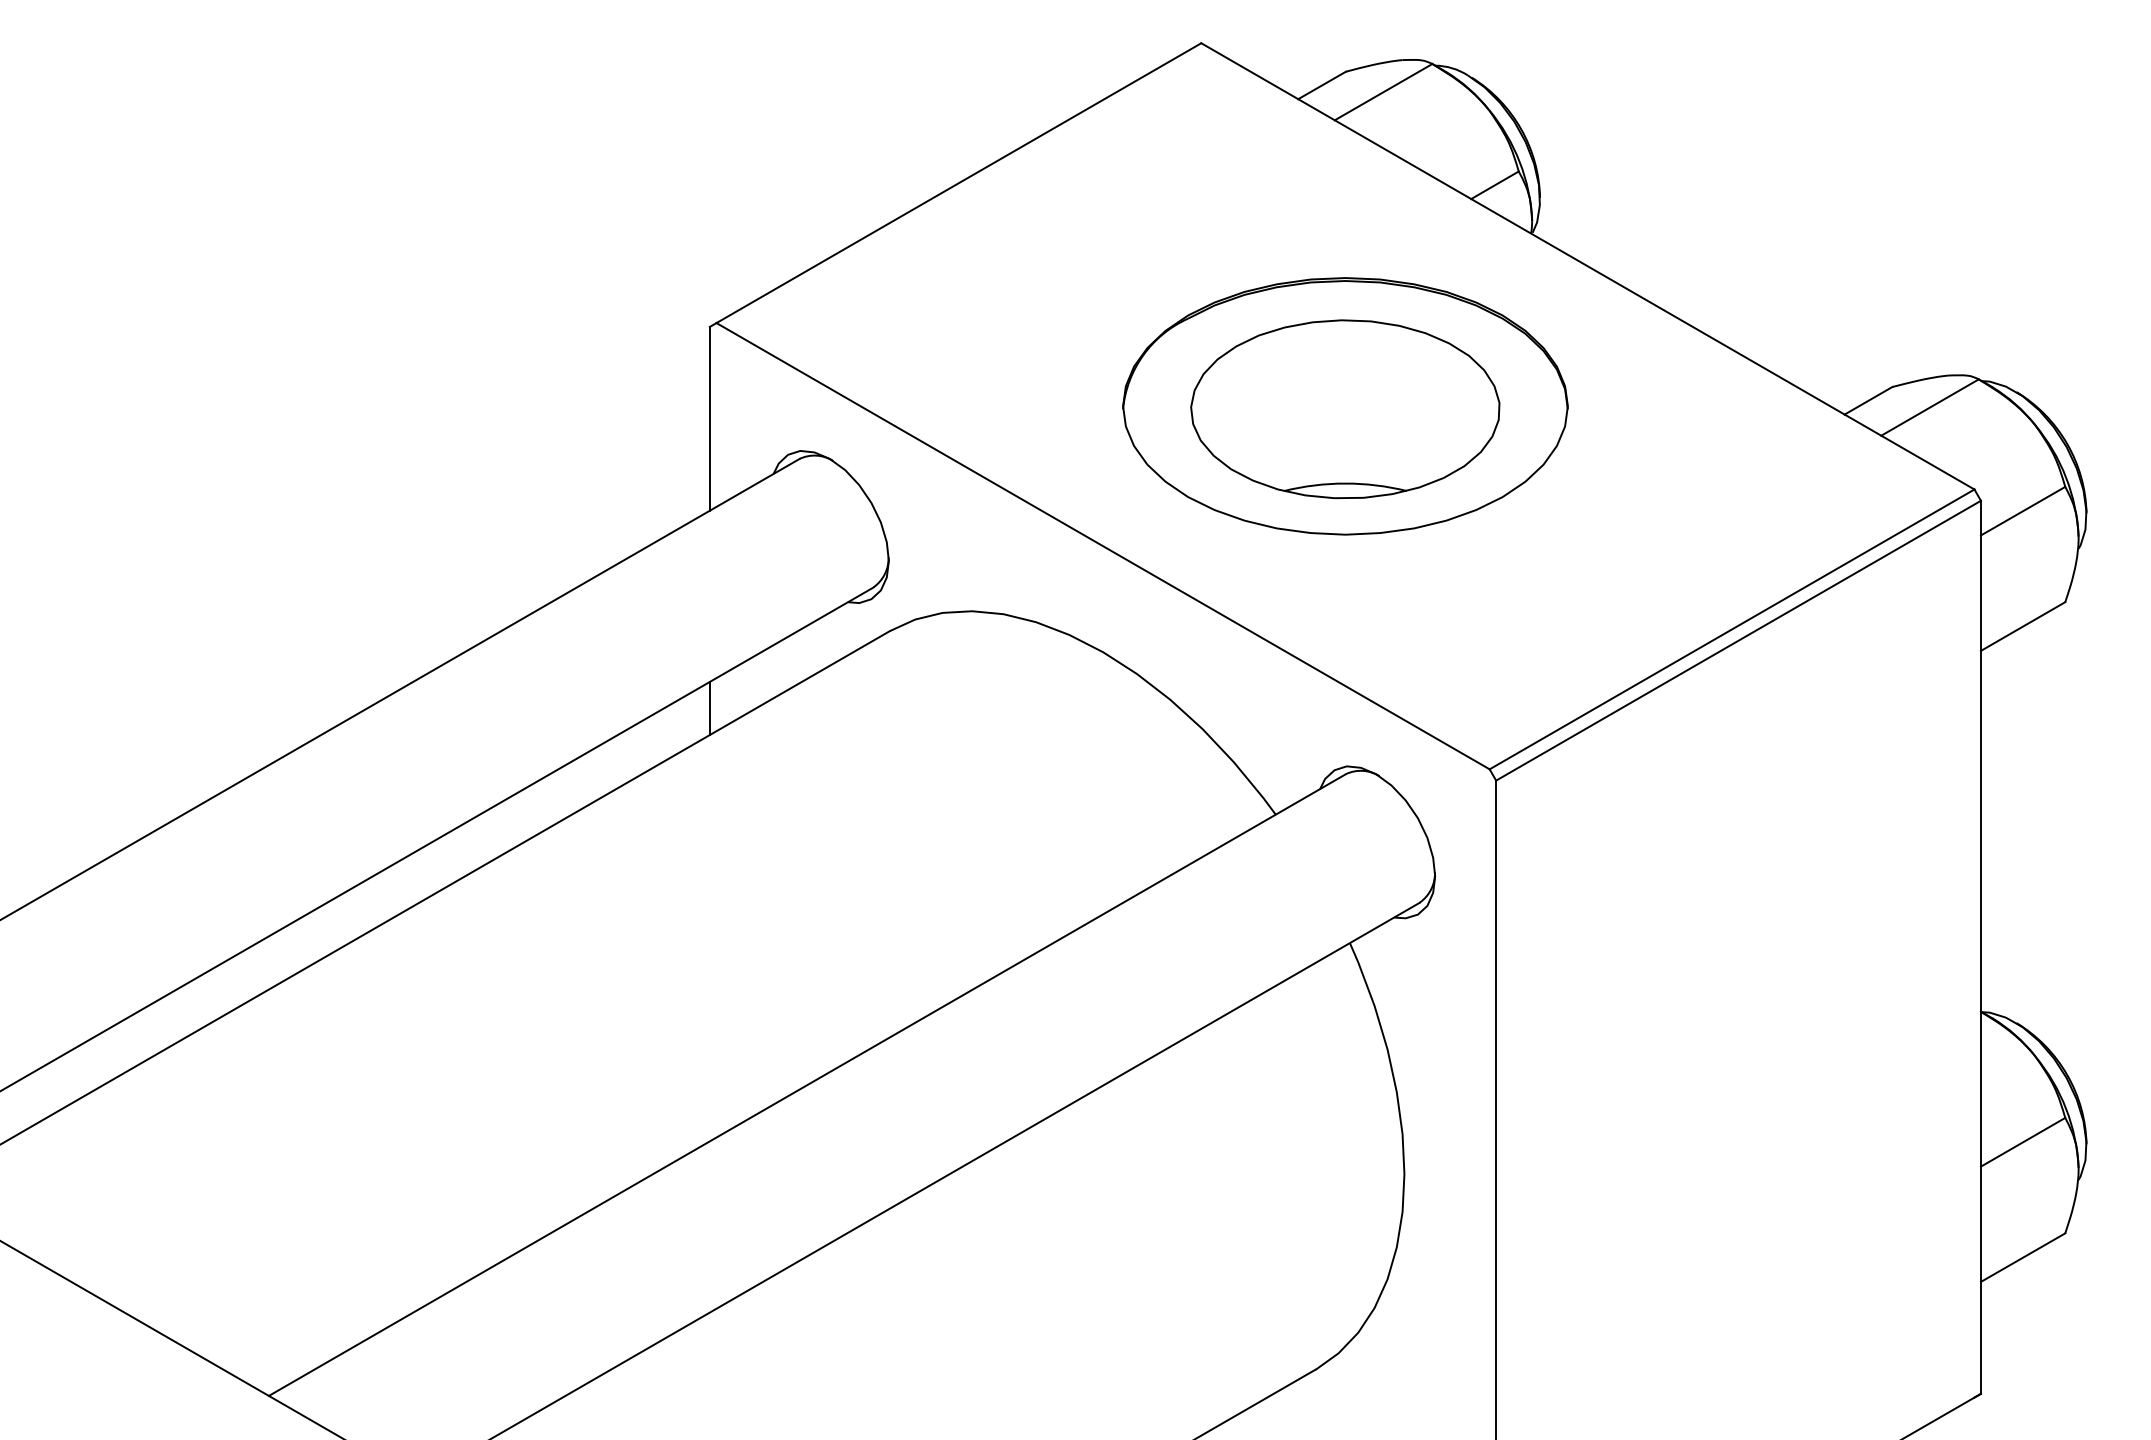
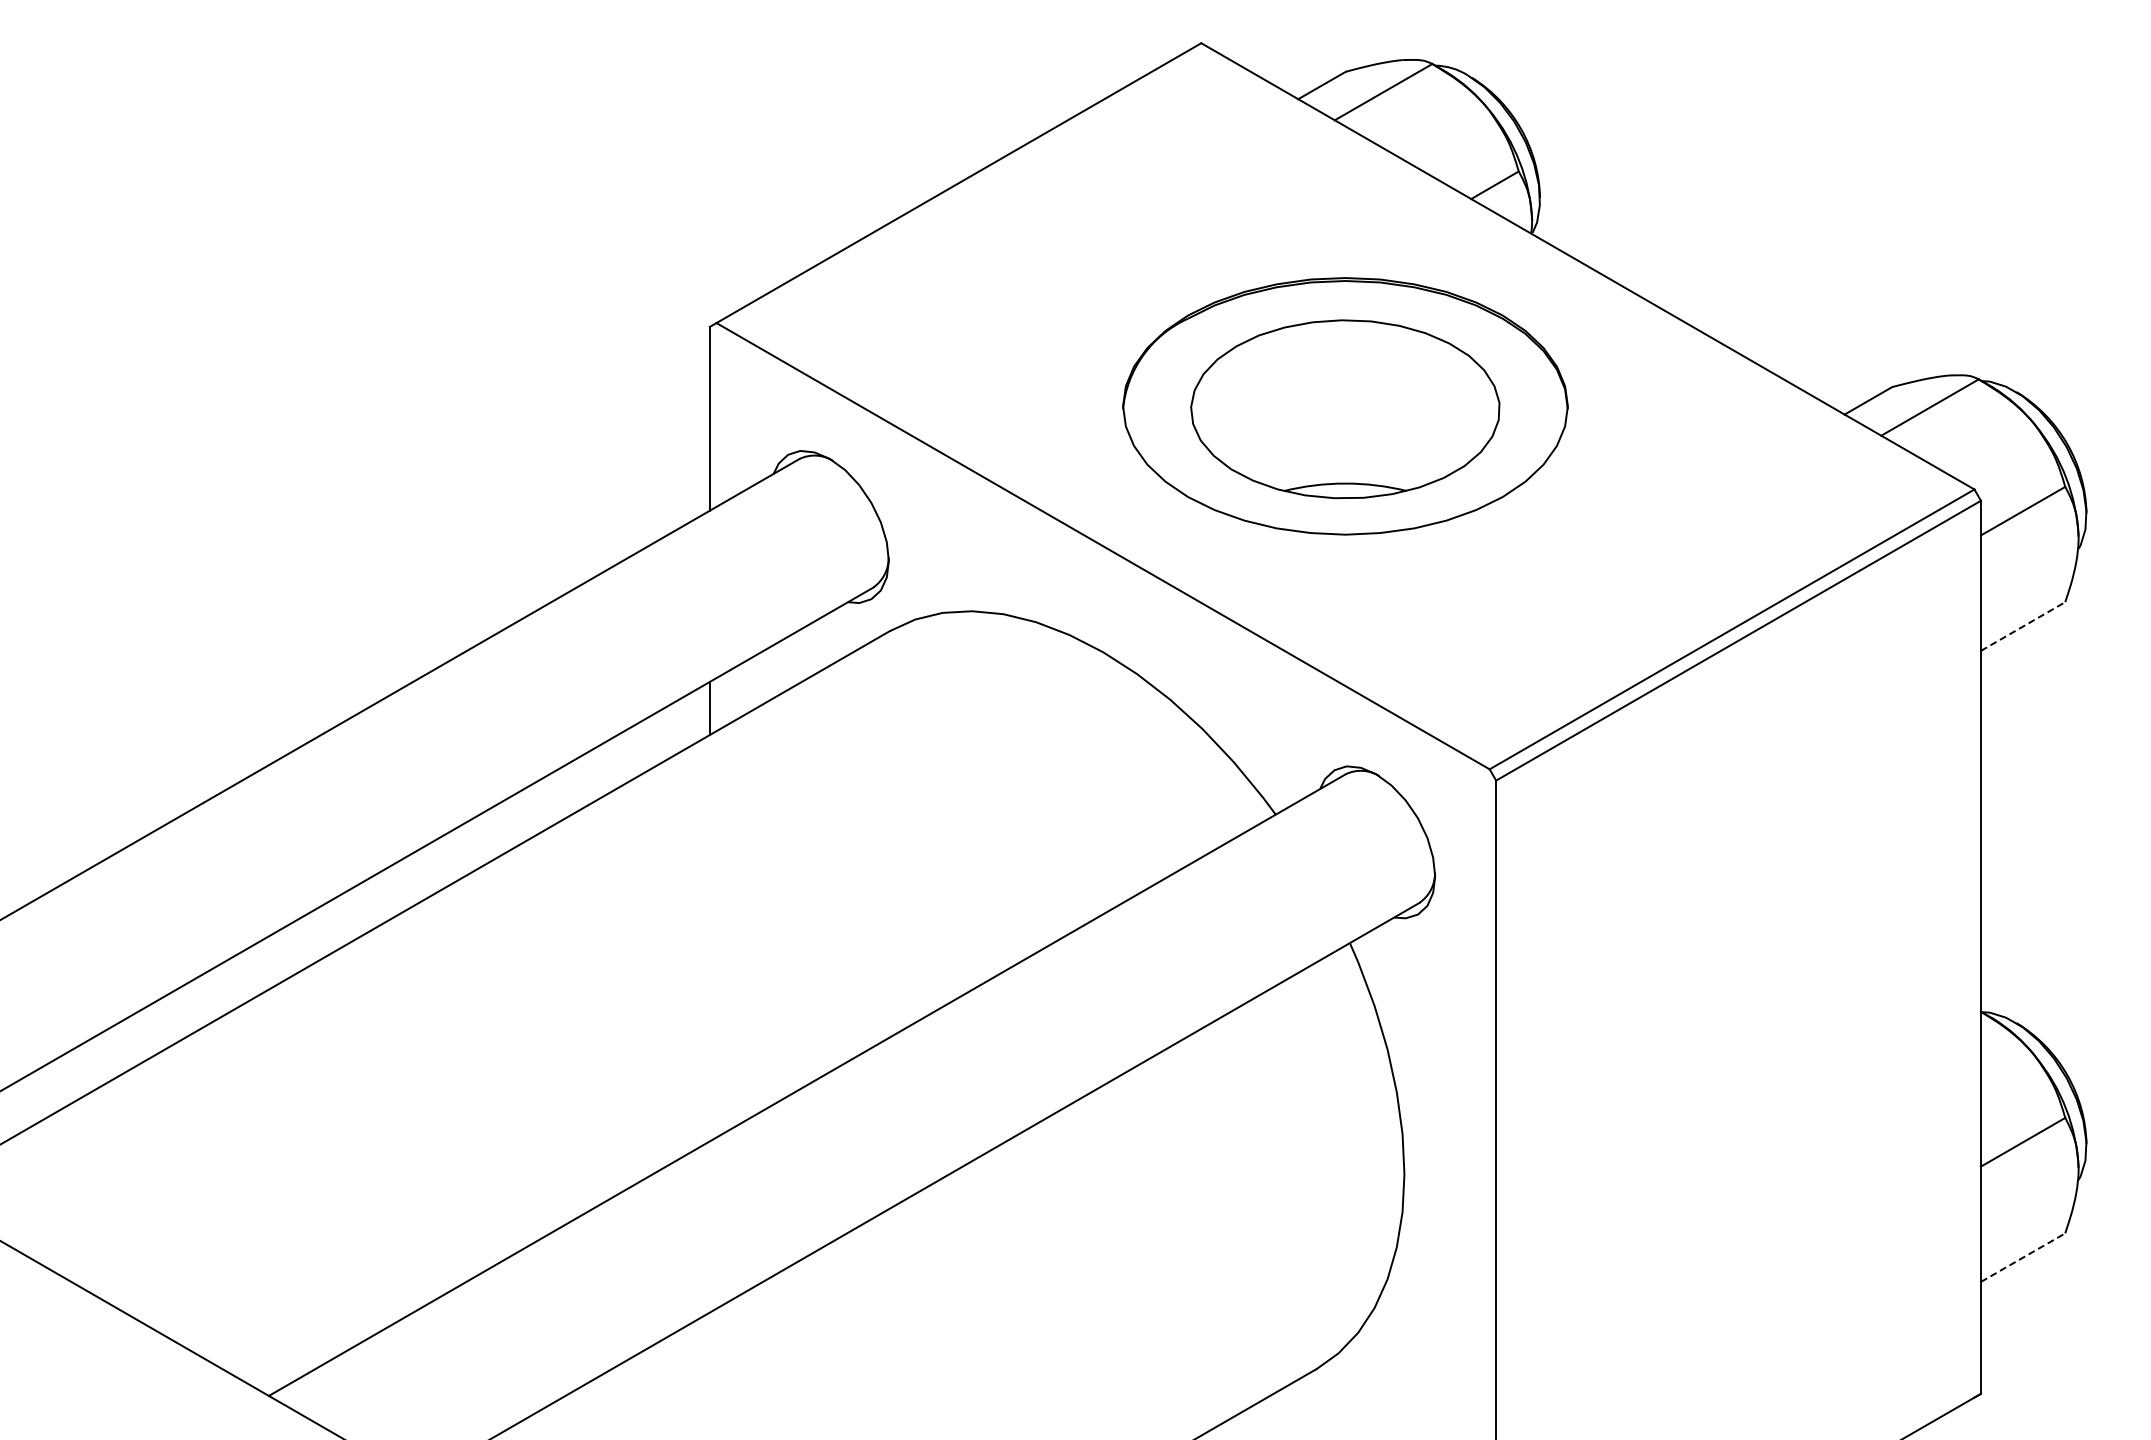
line: solid -> dashed (2023, 626)
line: solid -> dashed (2023, 1257)
